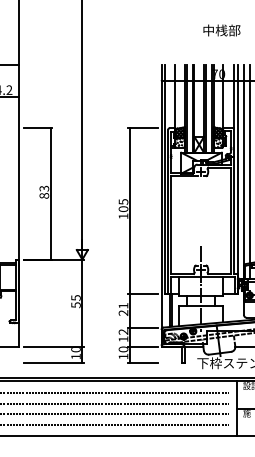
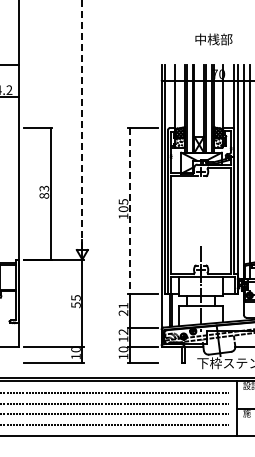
text position: (221, 30) -> (213, 39) (213, 39)
line: solid -> dashed (82, 124)
line: solid -> dashed (129, 211)
